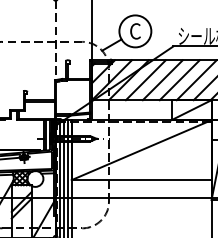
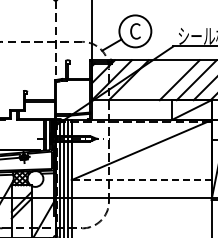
line: present -> none (145, 80)
line: present -> none (162, 80)
line: solid -> dashed (141, 180)
